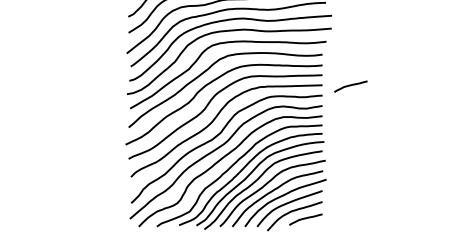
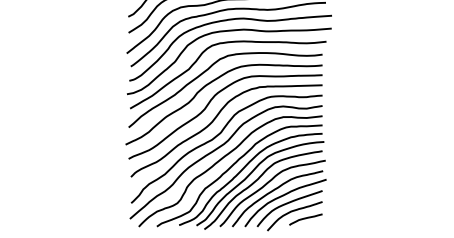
curve: present -> none (350, 86)
